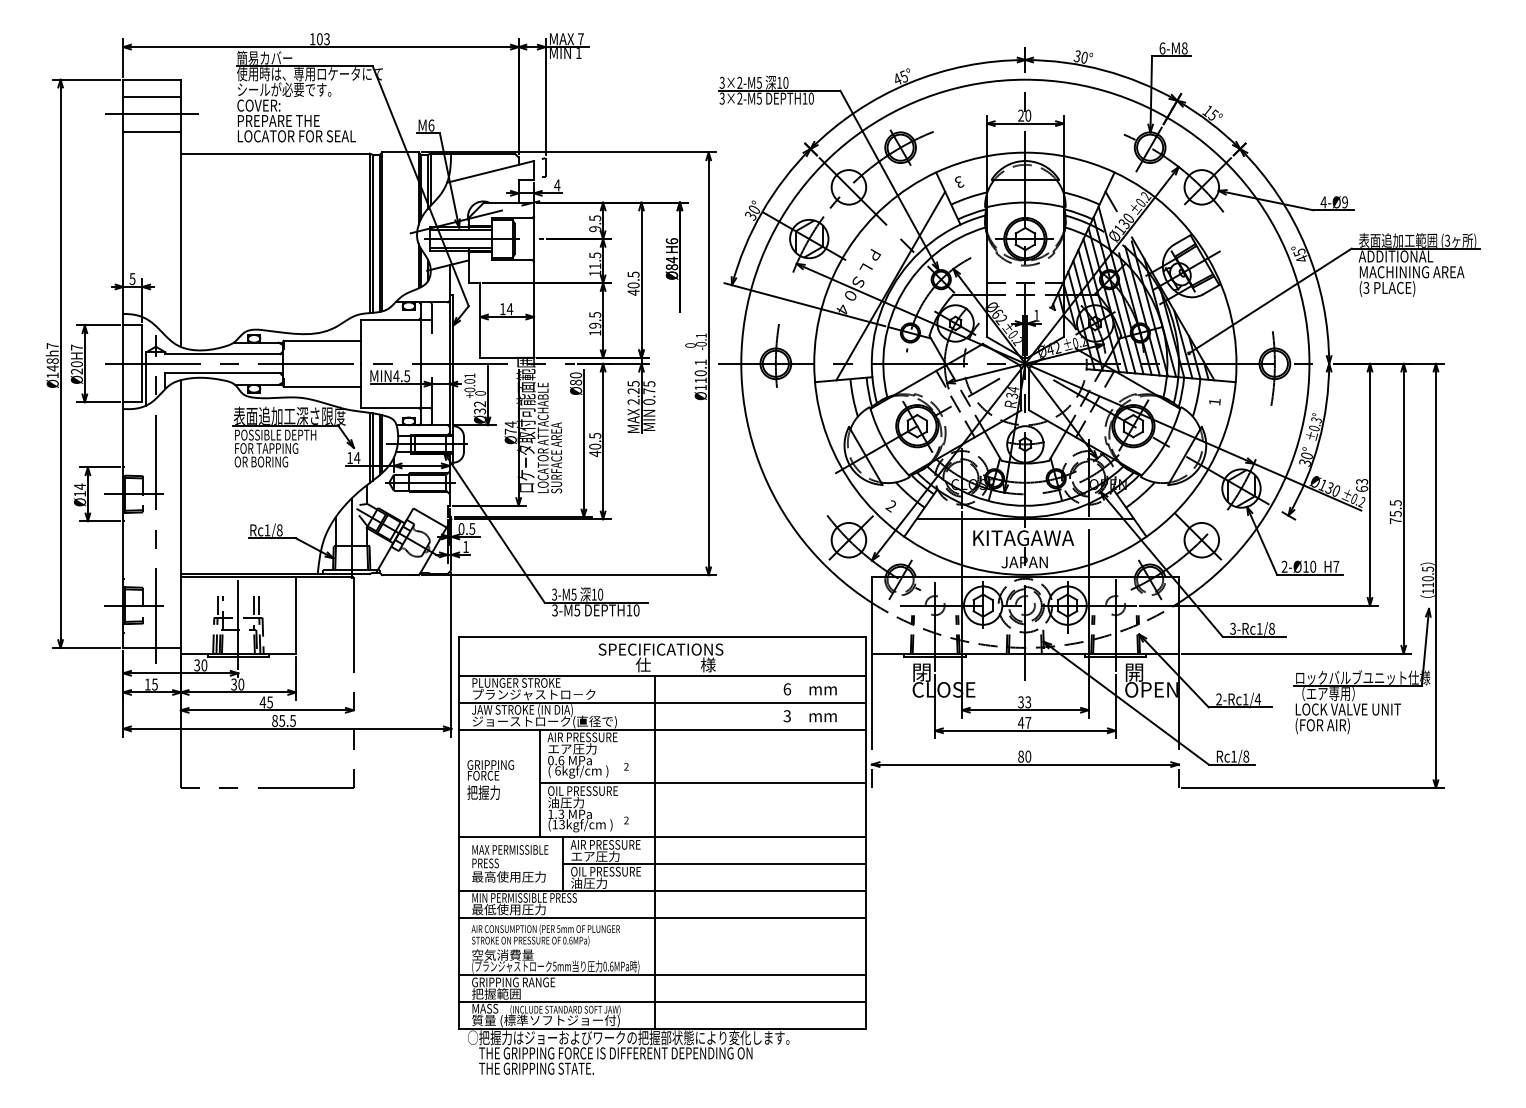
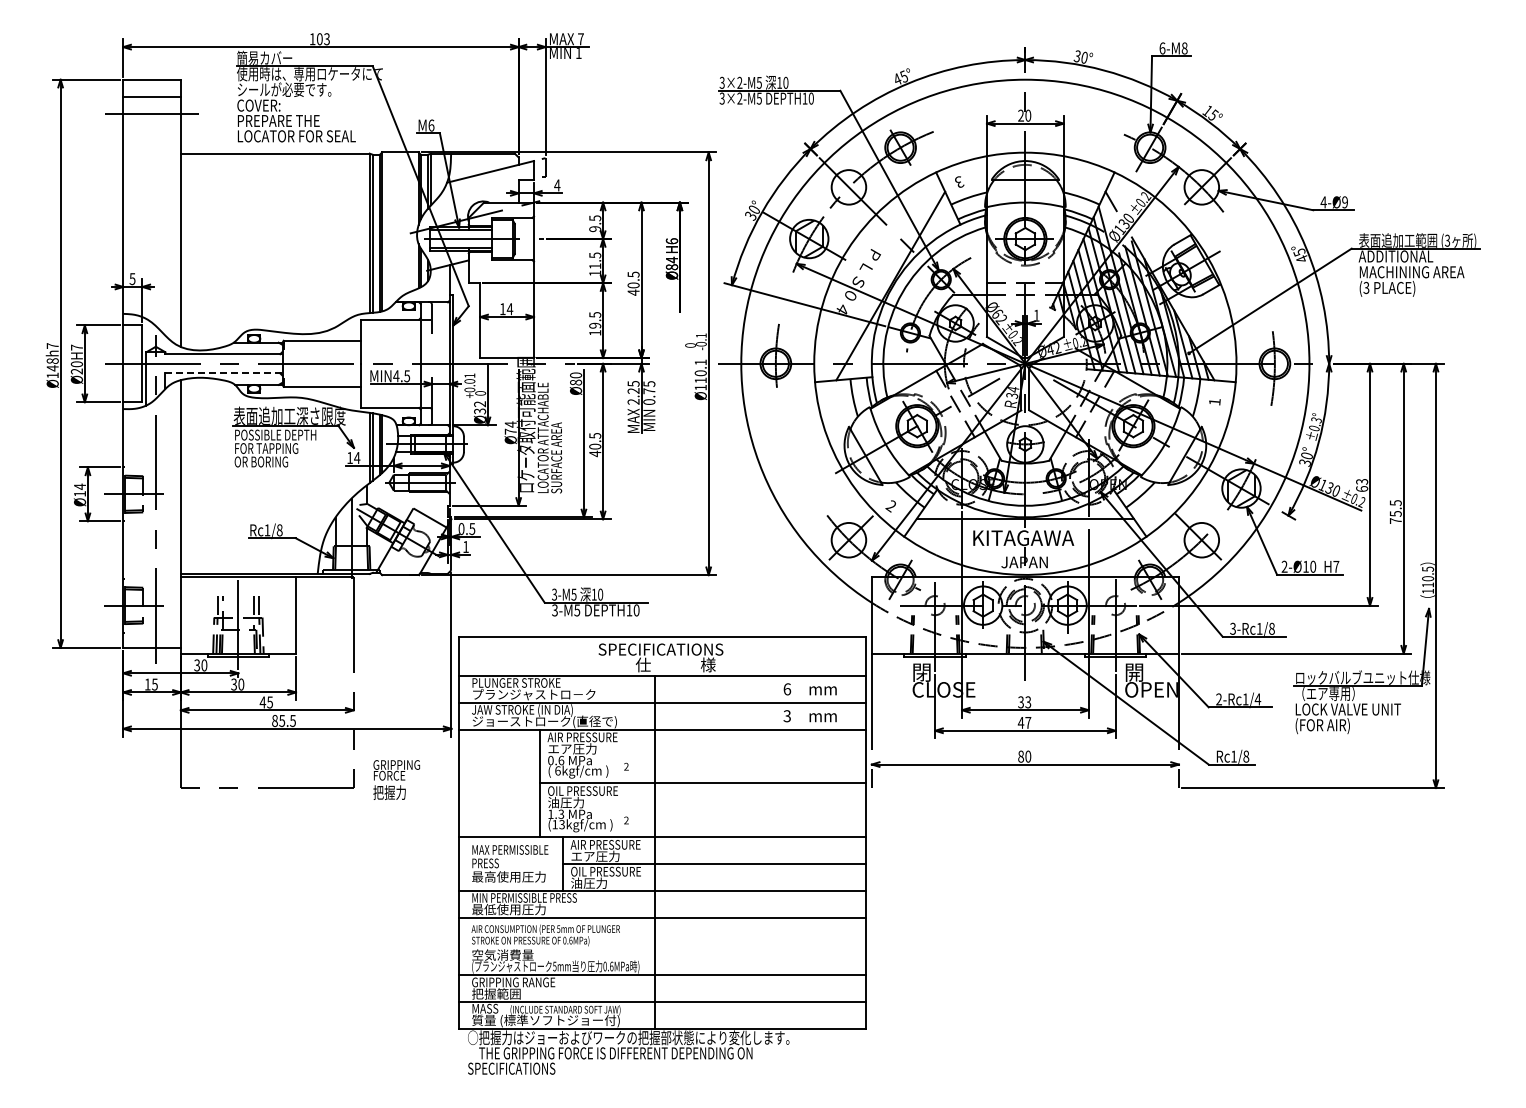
line: present -> none (151, 131)
line: solid -> dashed (223, 373)
text position: (490, 779) -> (396, 779) (396, 779)
text: THE GRIPPING STATE. -> SPECIFICATIONS (530, 1068)
